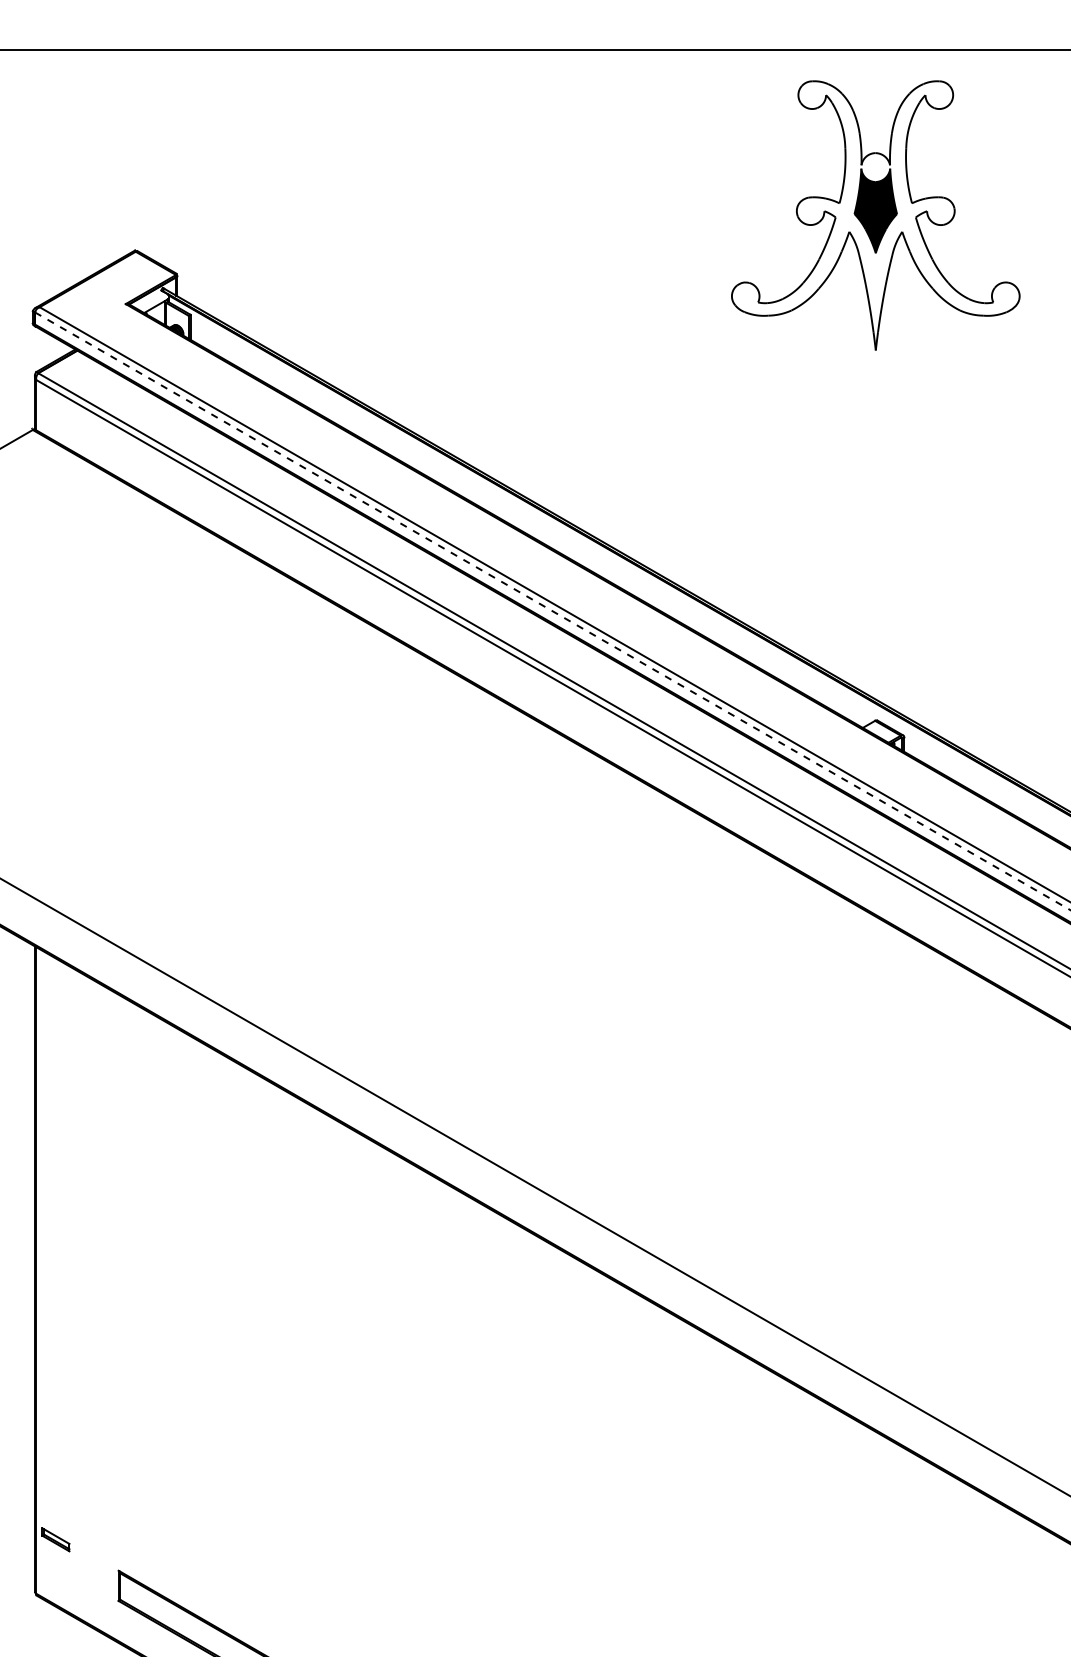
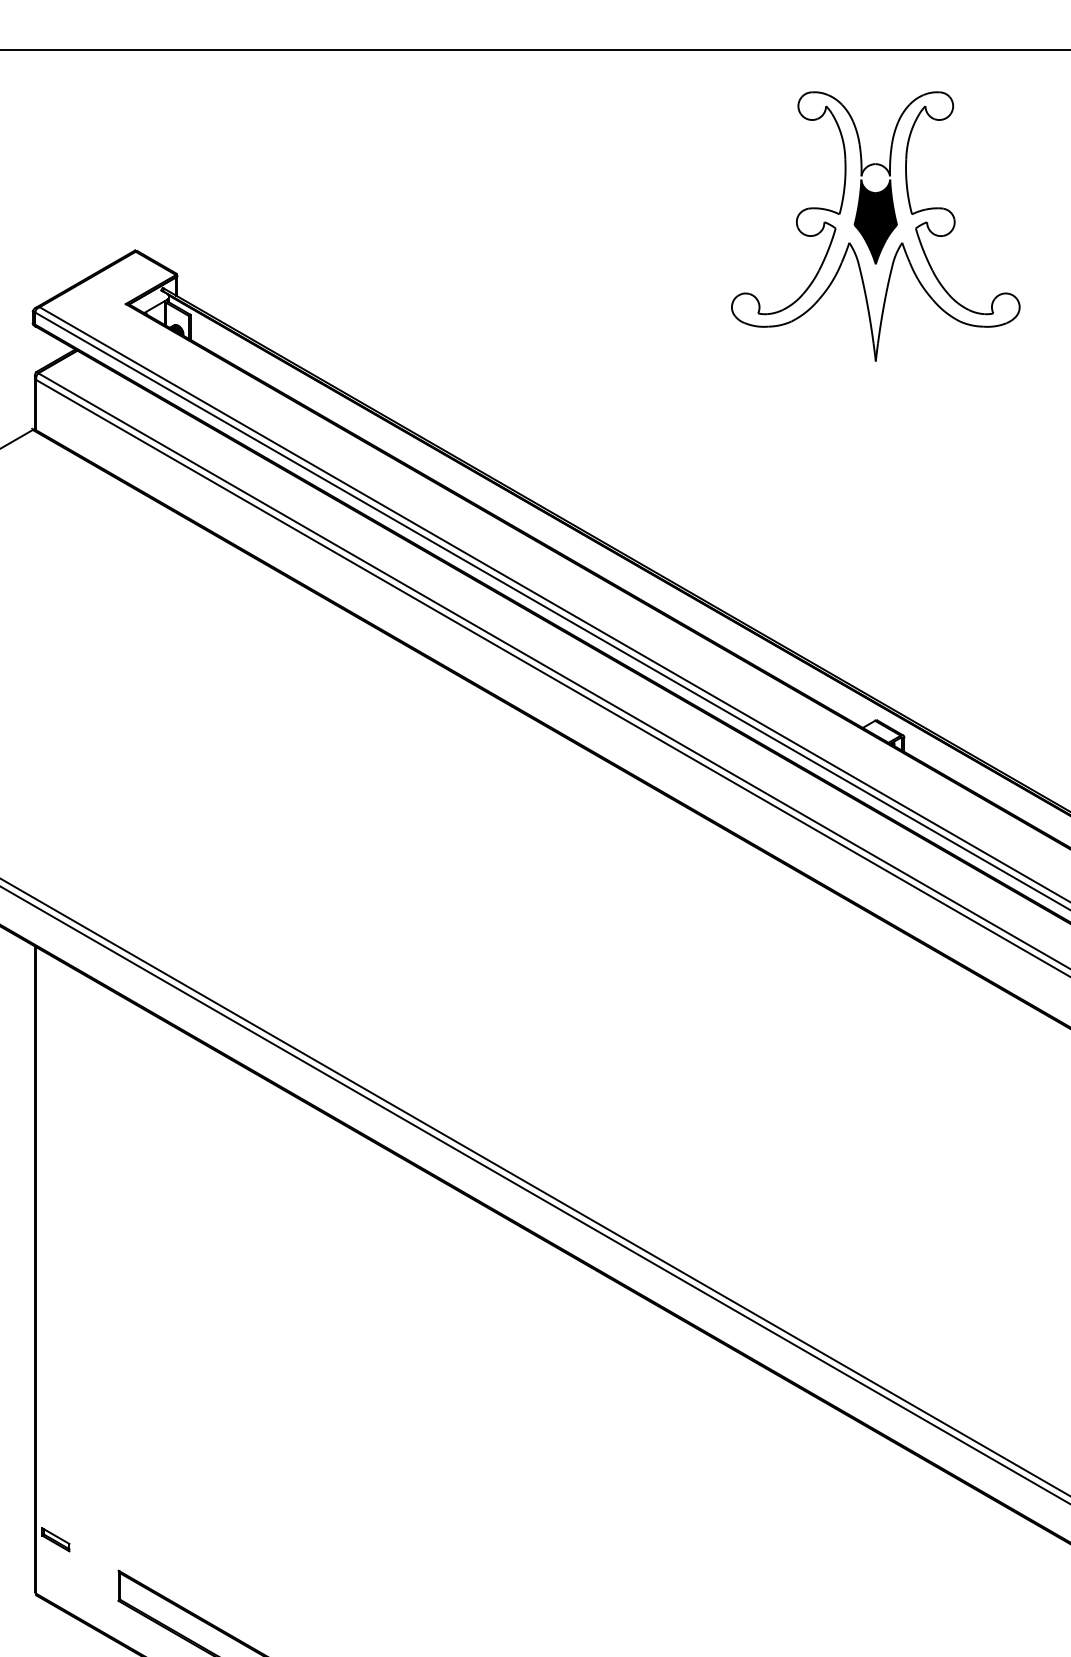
part position: (875, 215) -> (875, 226) (875, 226)
line: dashed -> solid (552, 611)
line: none -> present (534, 1194)
